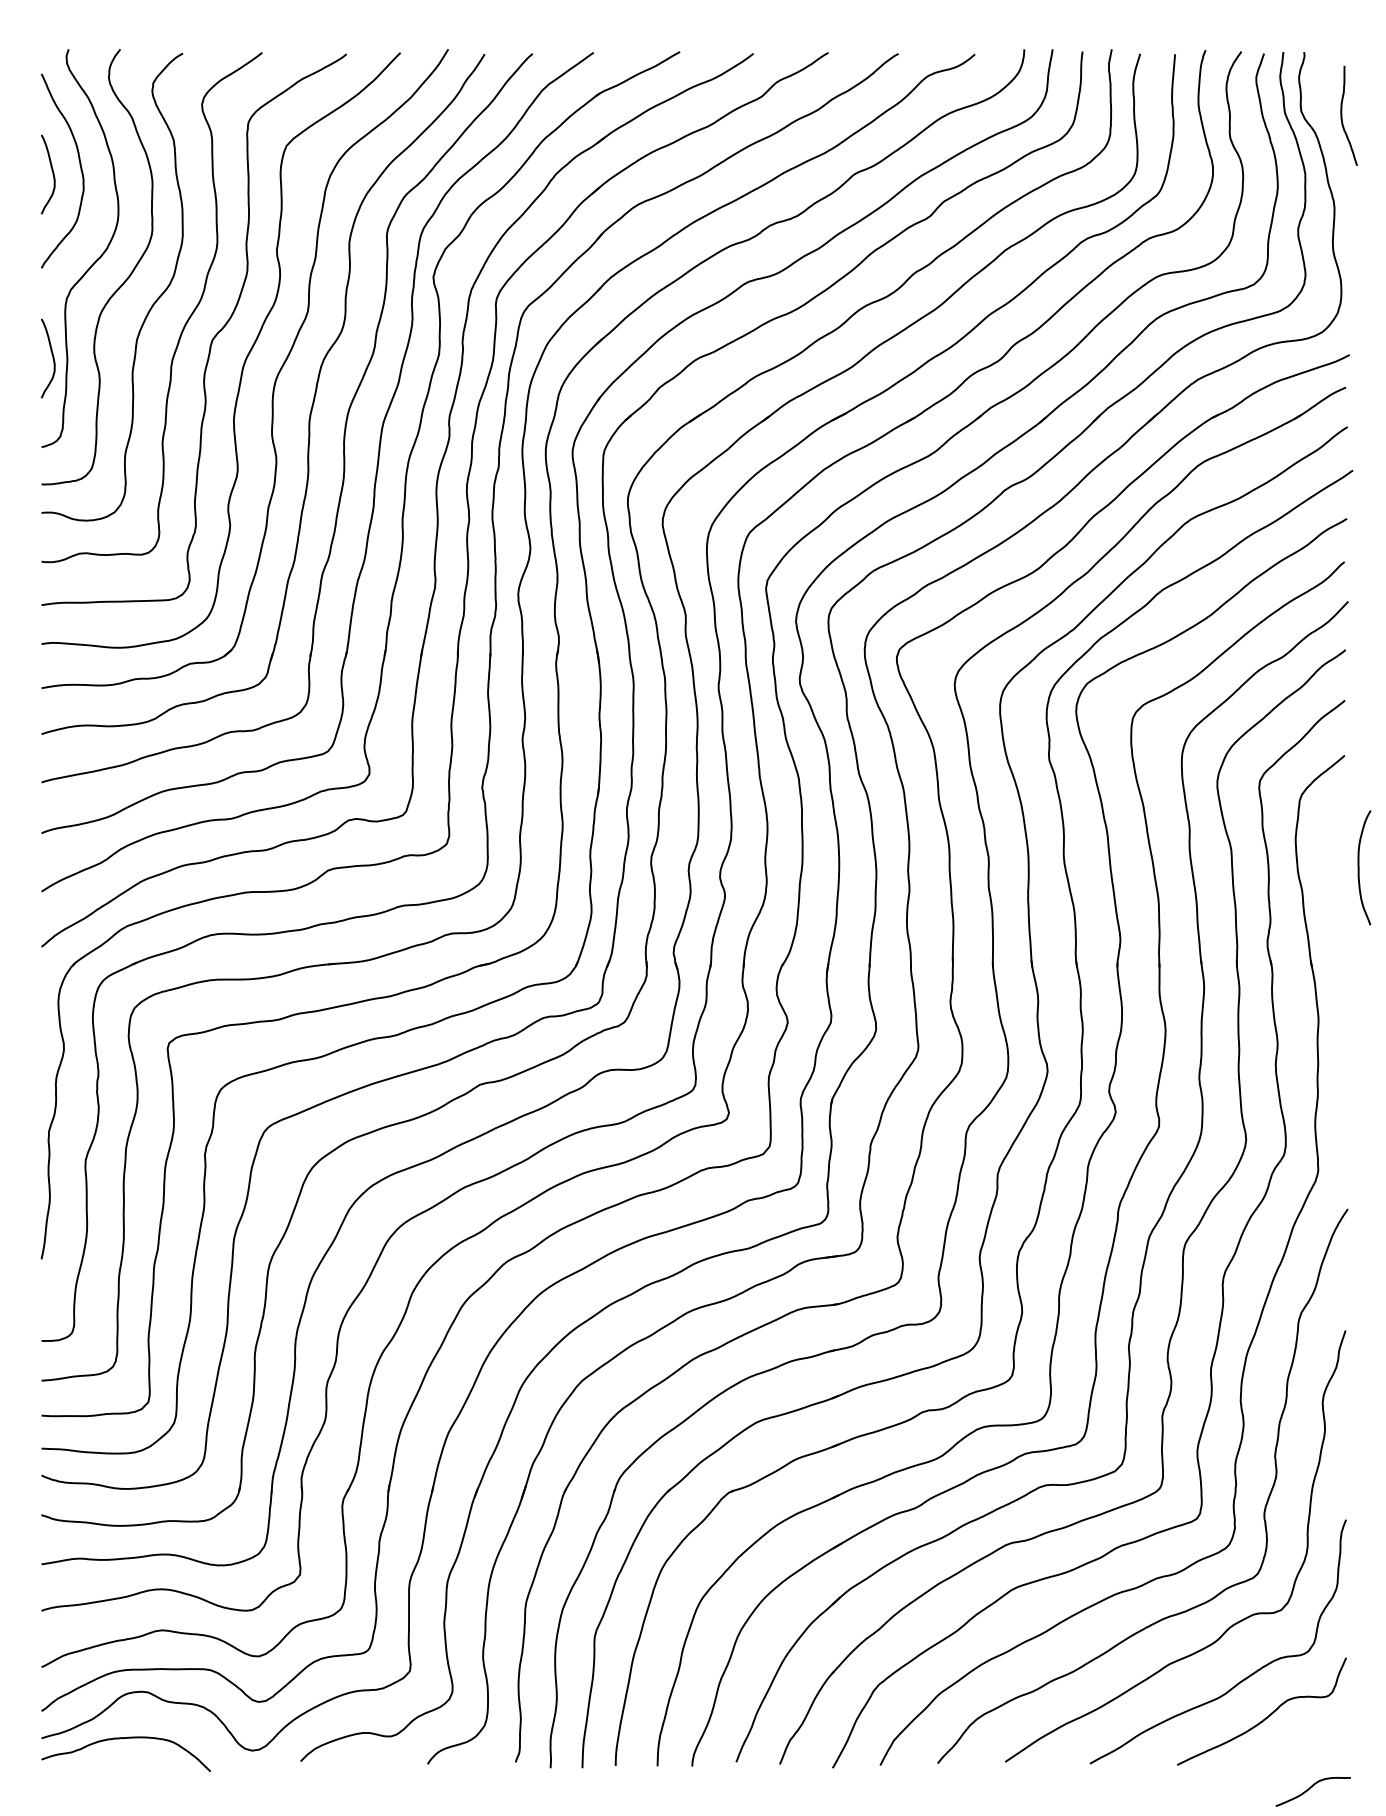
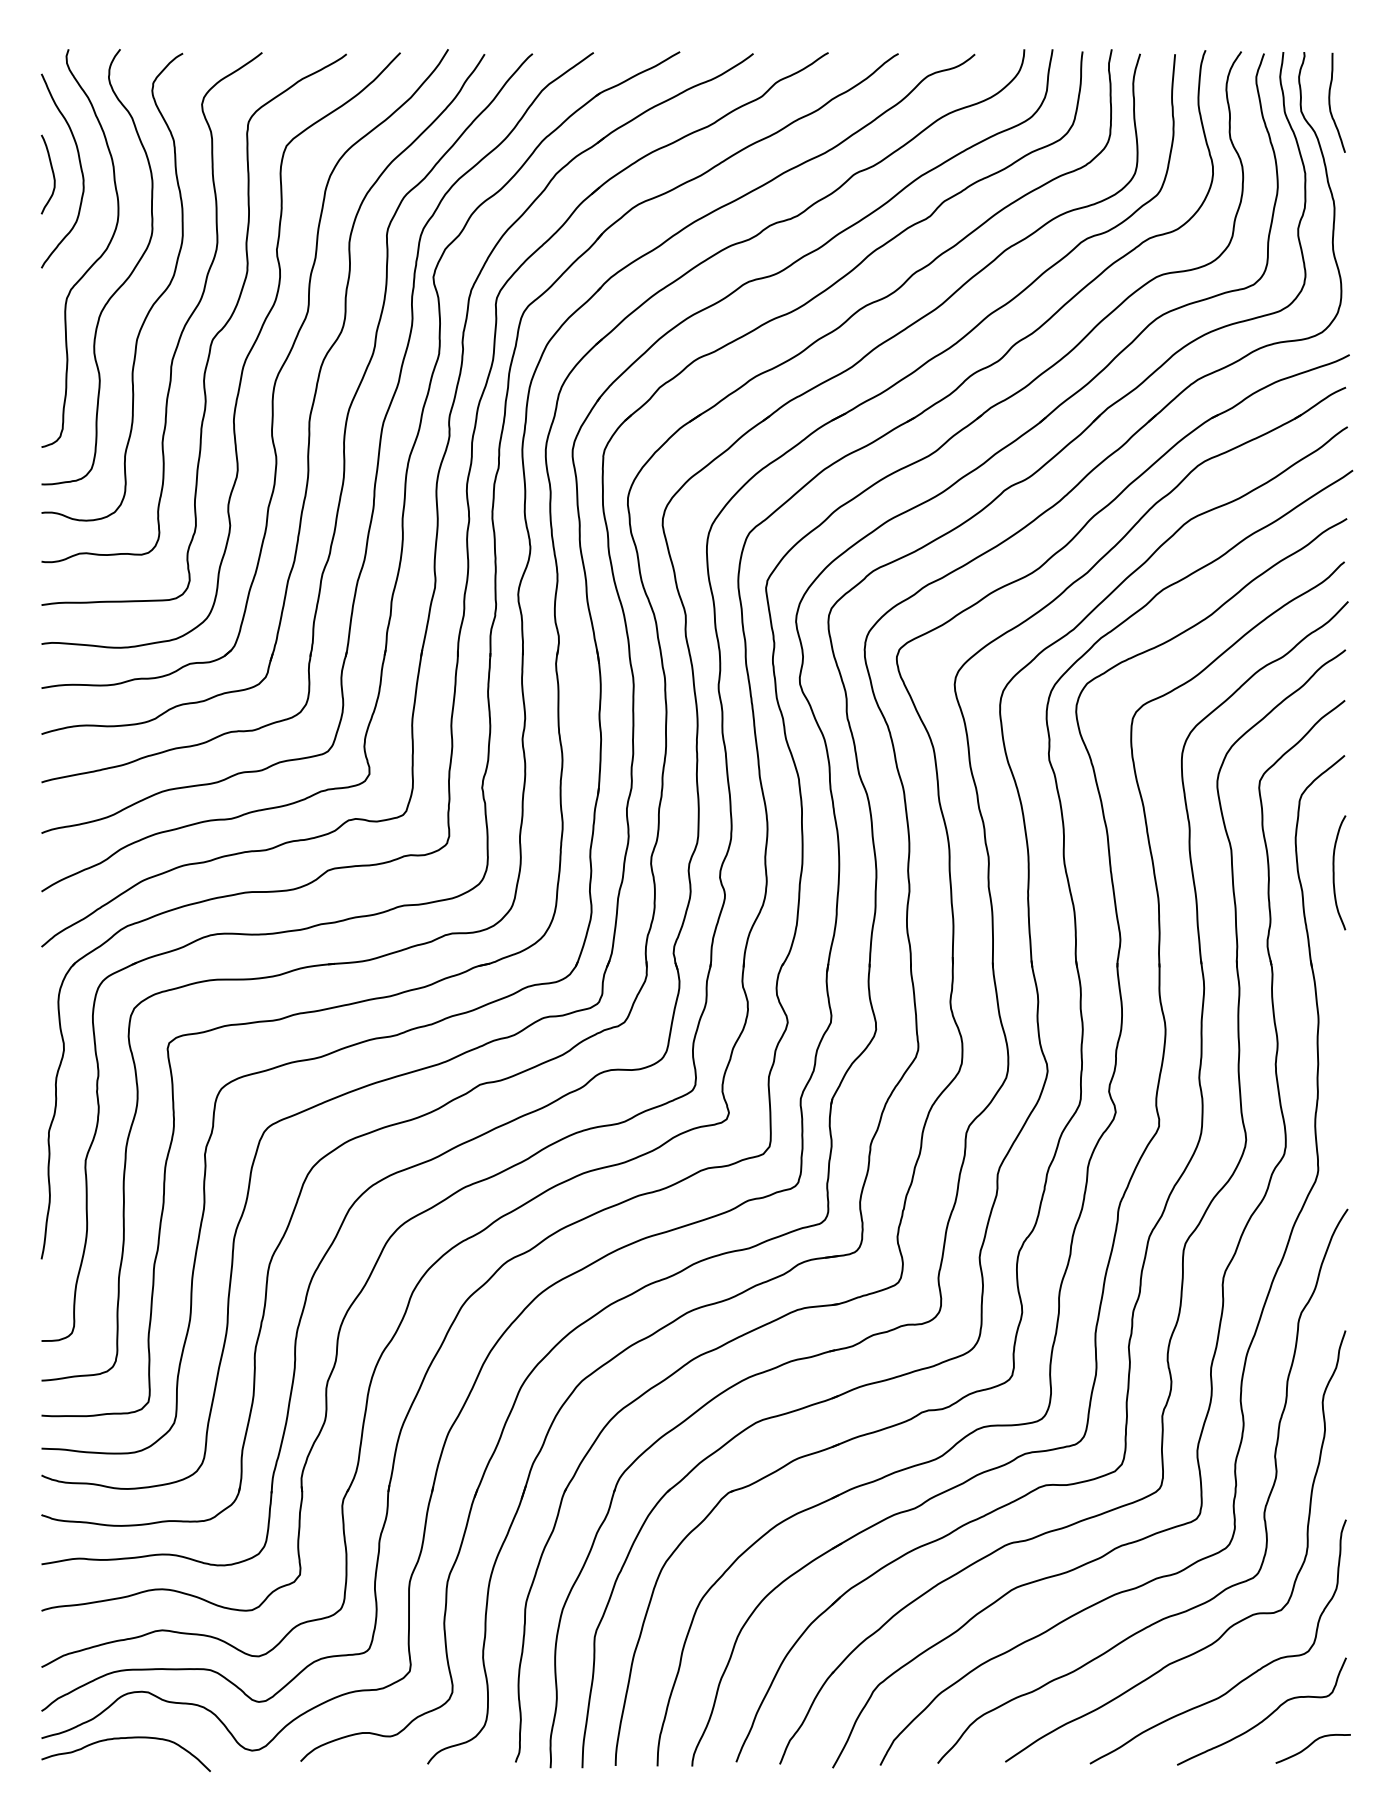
curve position: (1342, 115) -> (1330, 102) (1330, 102)
curve: present -> none (52, 358)
curve position: (1359, 867) -> (1334, 872) (1334, 872)
curve position: (1311, 1788) -> (1311, 1745) (1311, 1745)
